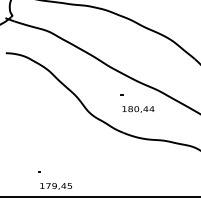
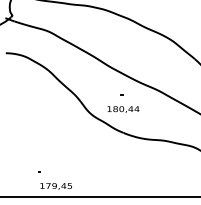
text position: (138, 109) -> (123, 109) (123, 109)
